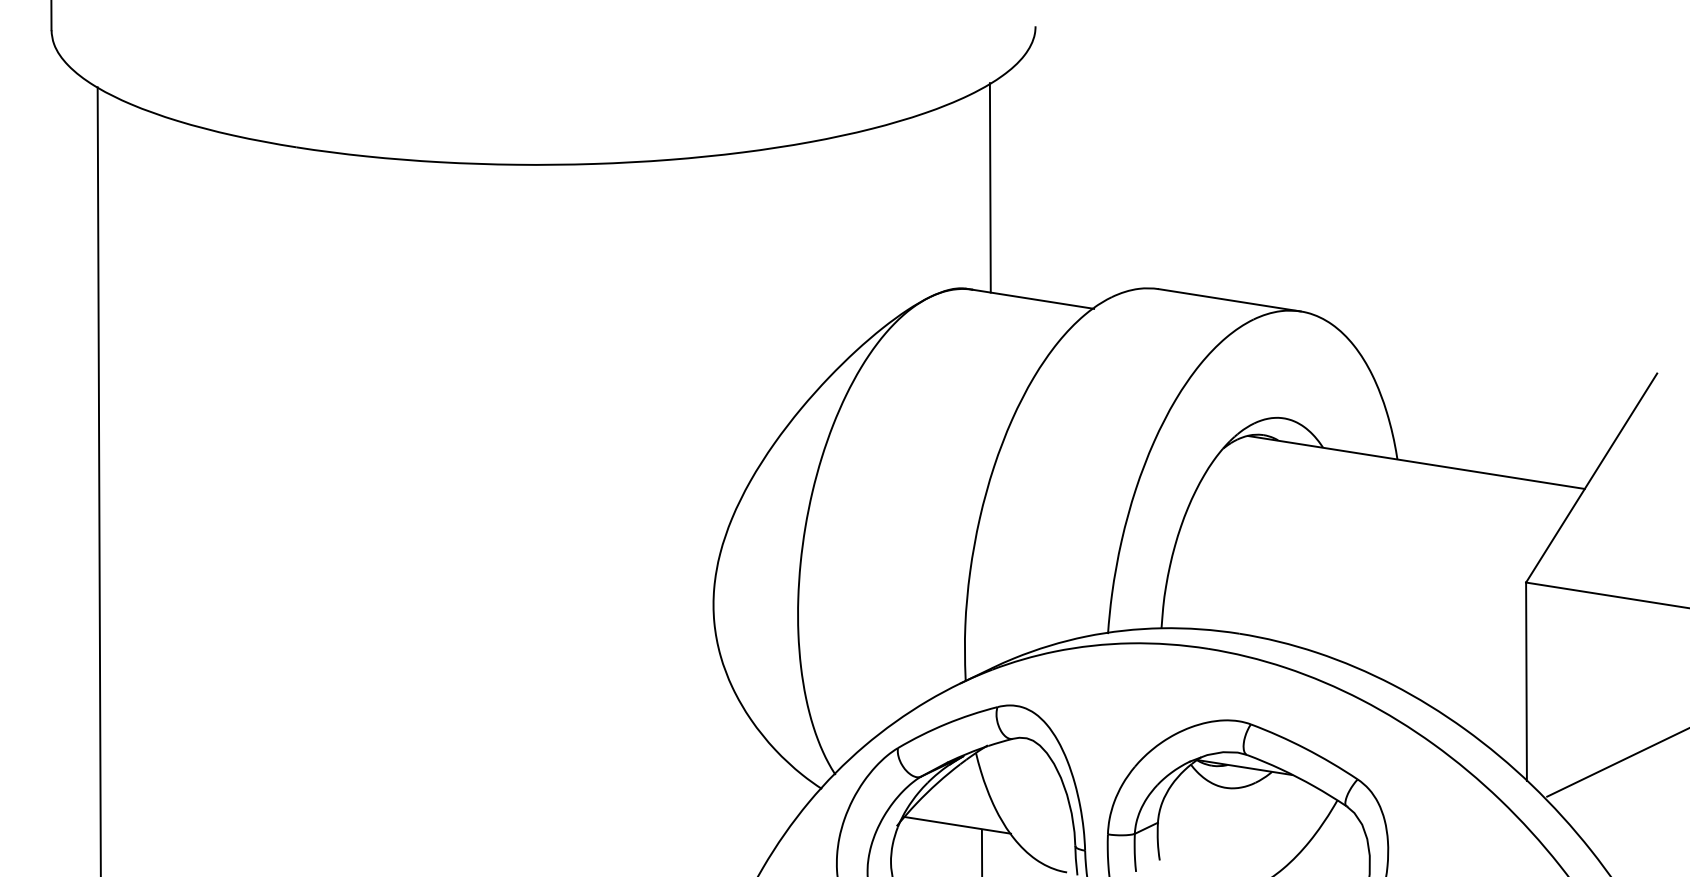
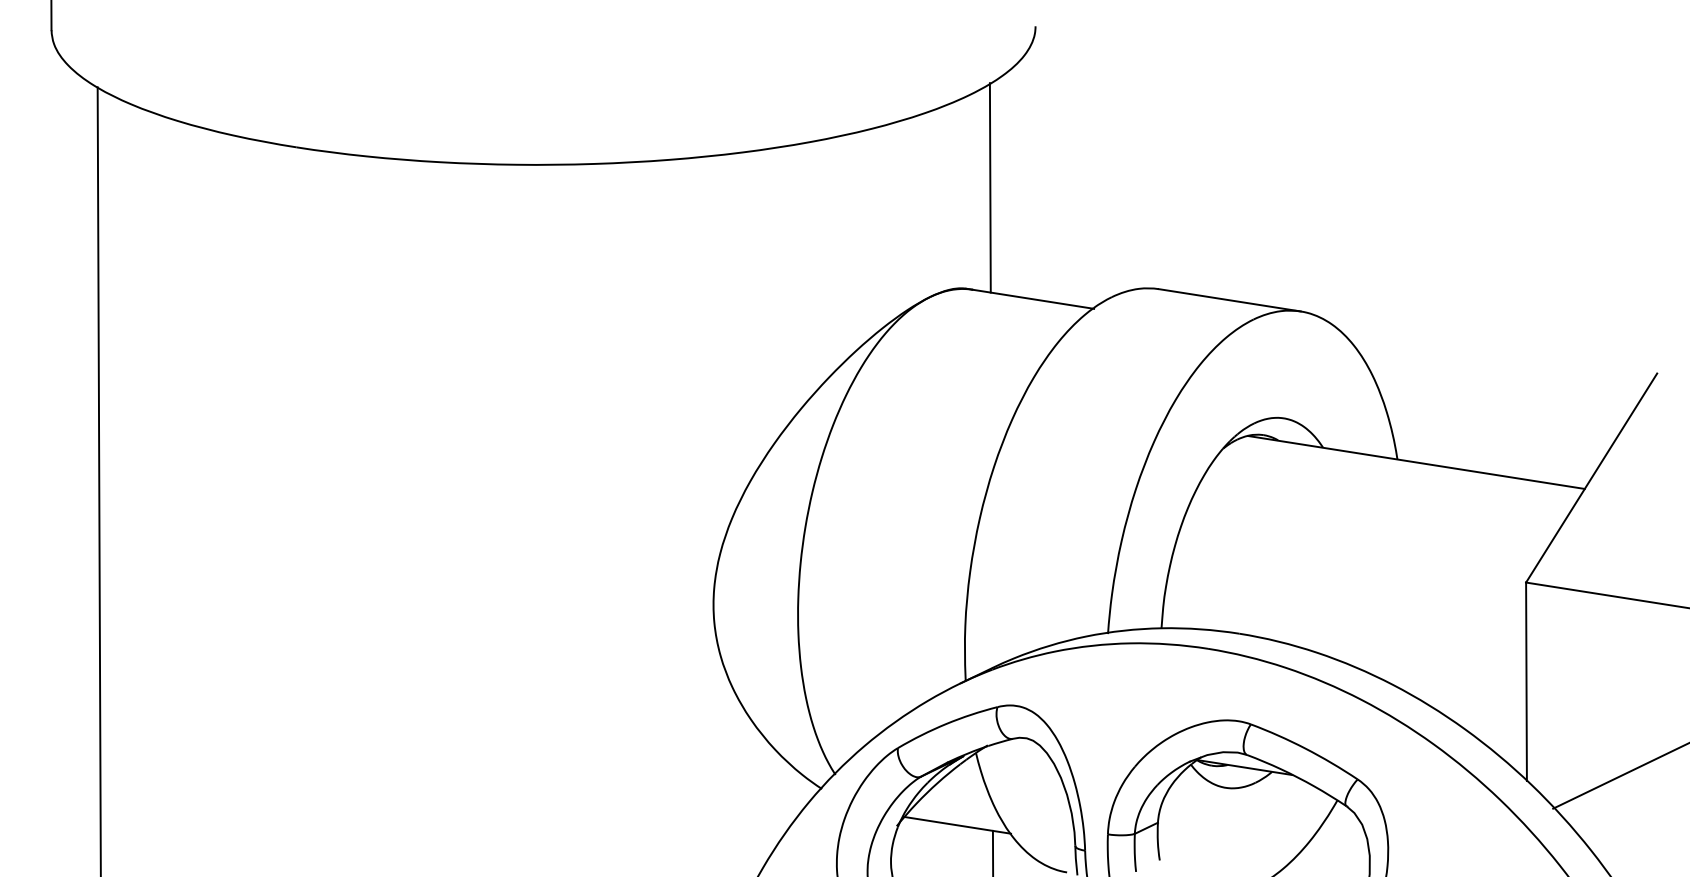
line position: (1616, 762) -> (1619, 776) (1619, 776)
line position: (981, 851) -> (992, 851) (992, 851)
